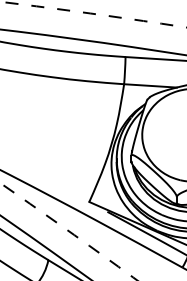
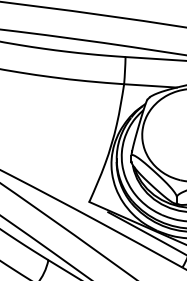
arc: dashed -> solid (94, 14)
arc: dashed -> solid (69, 231)
